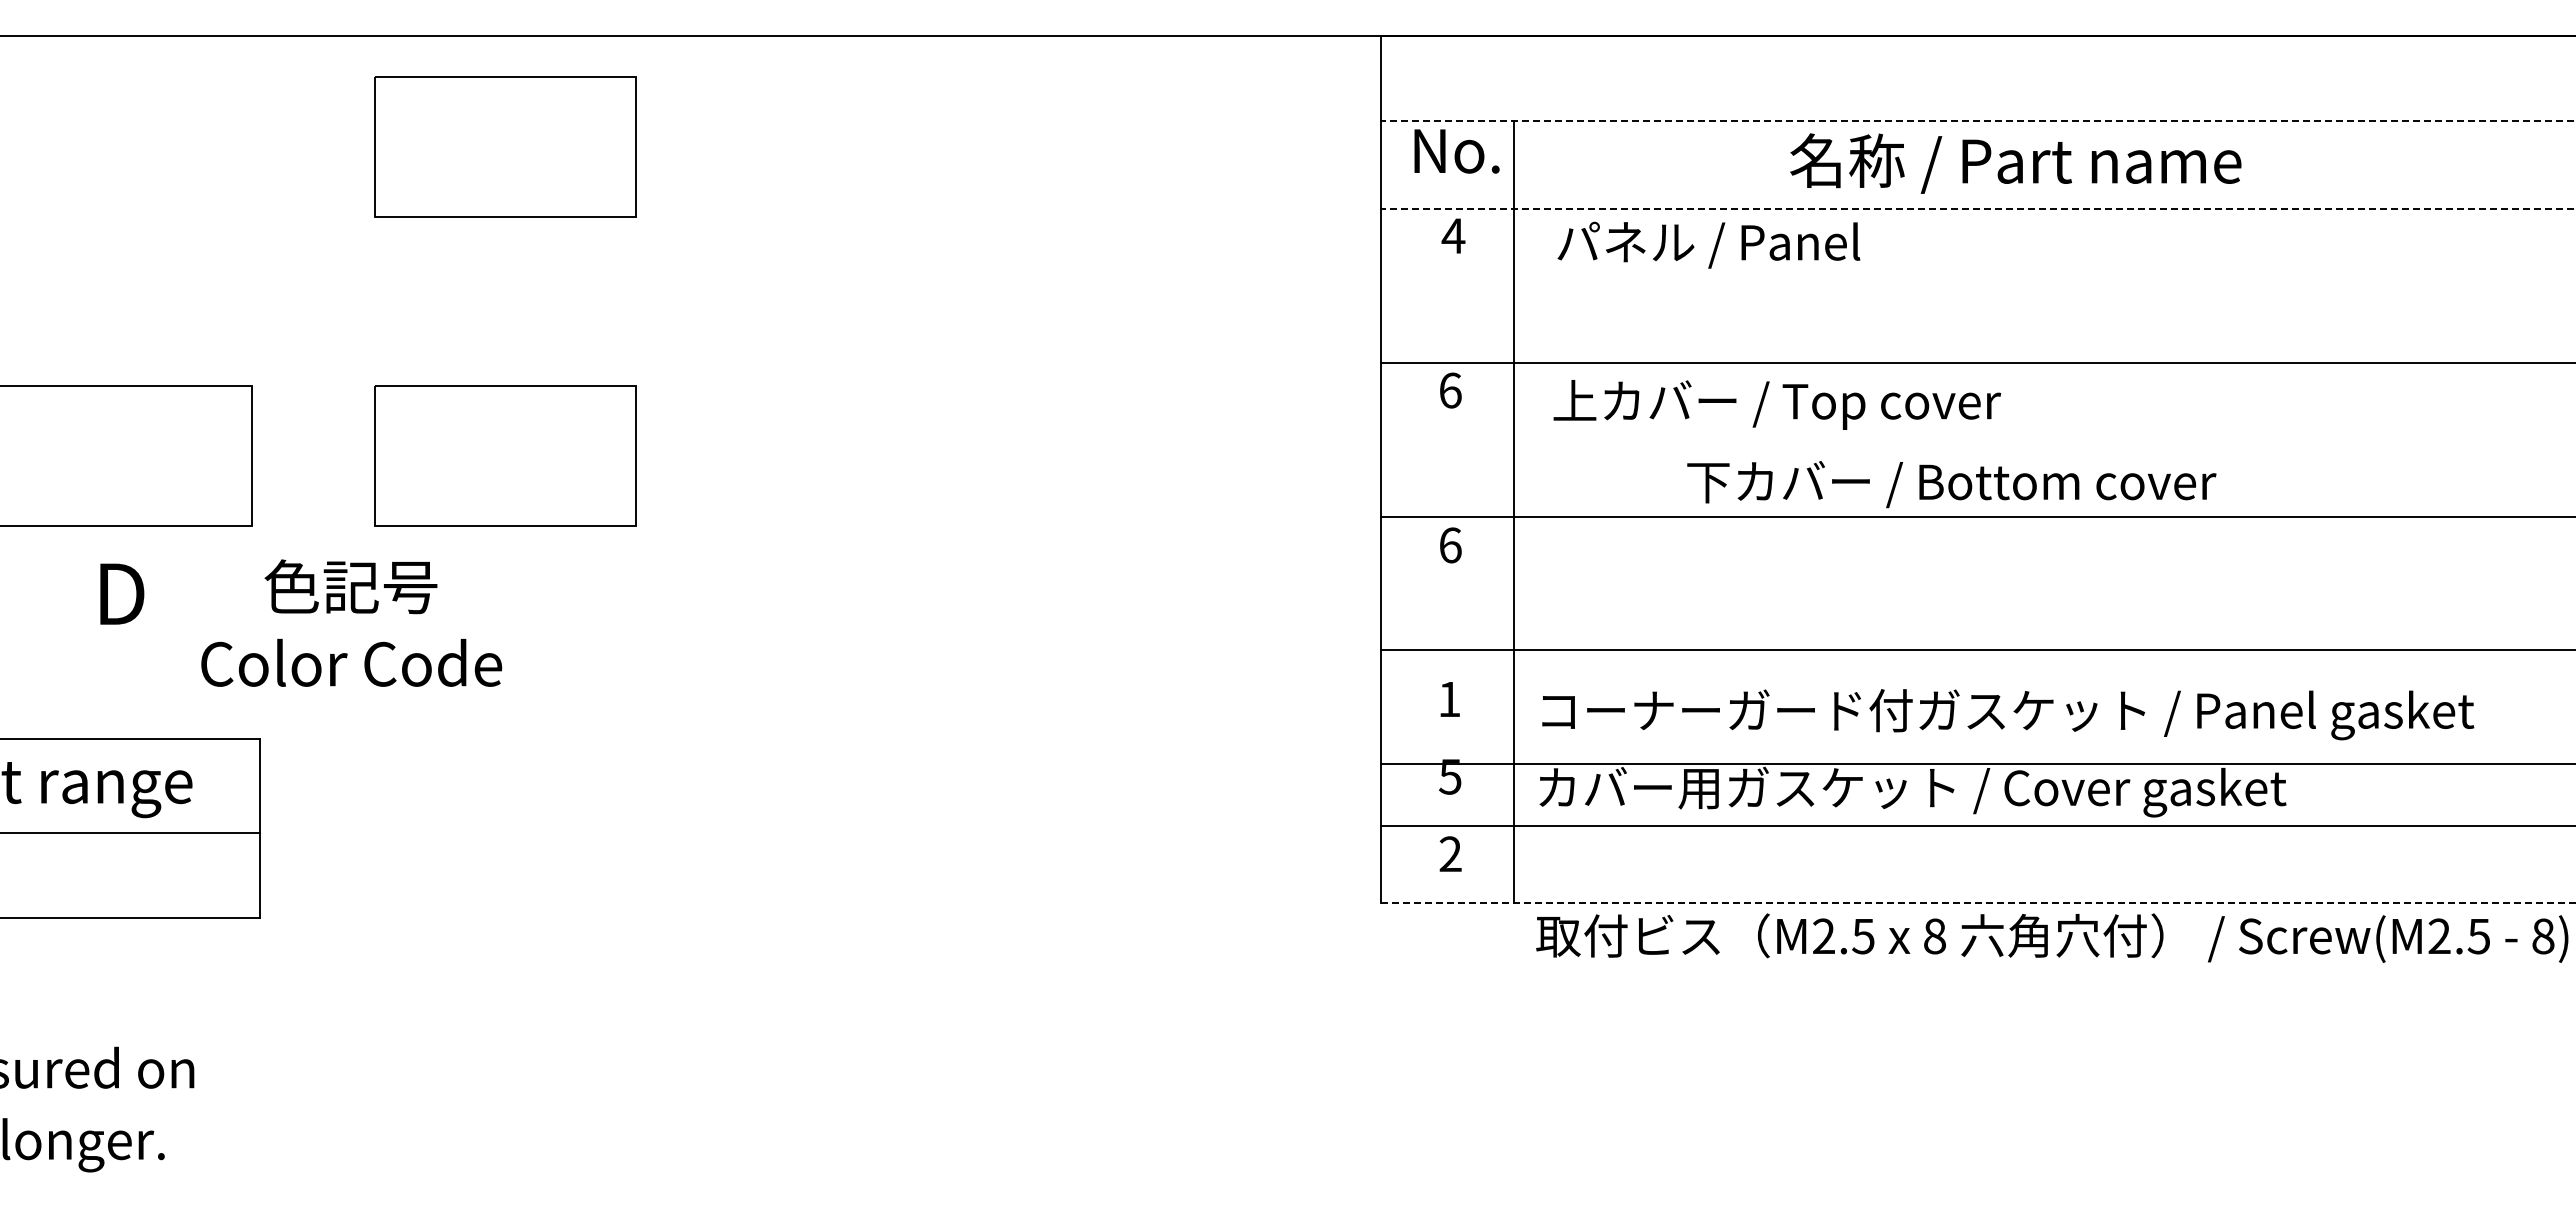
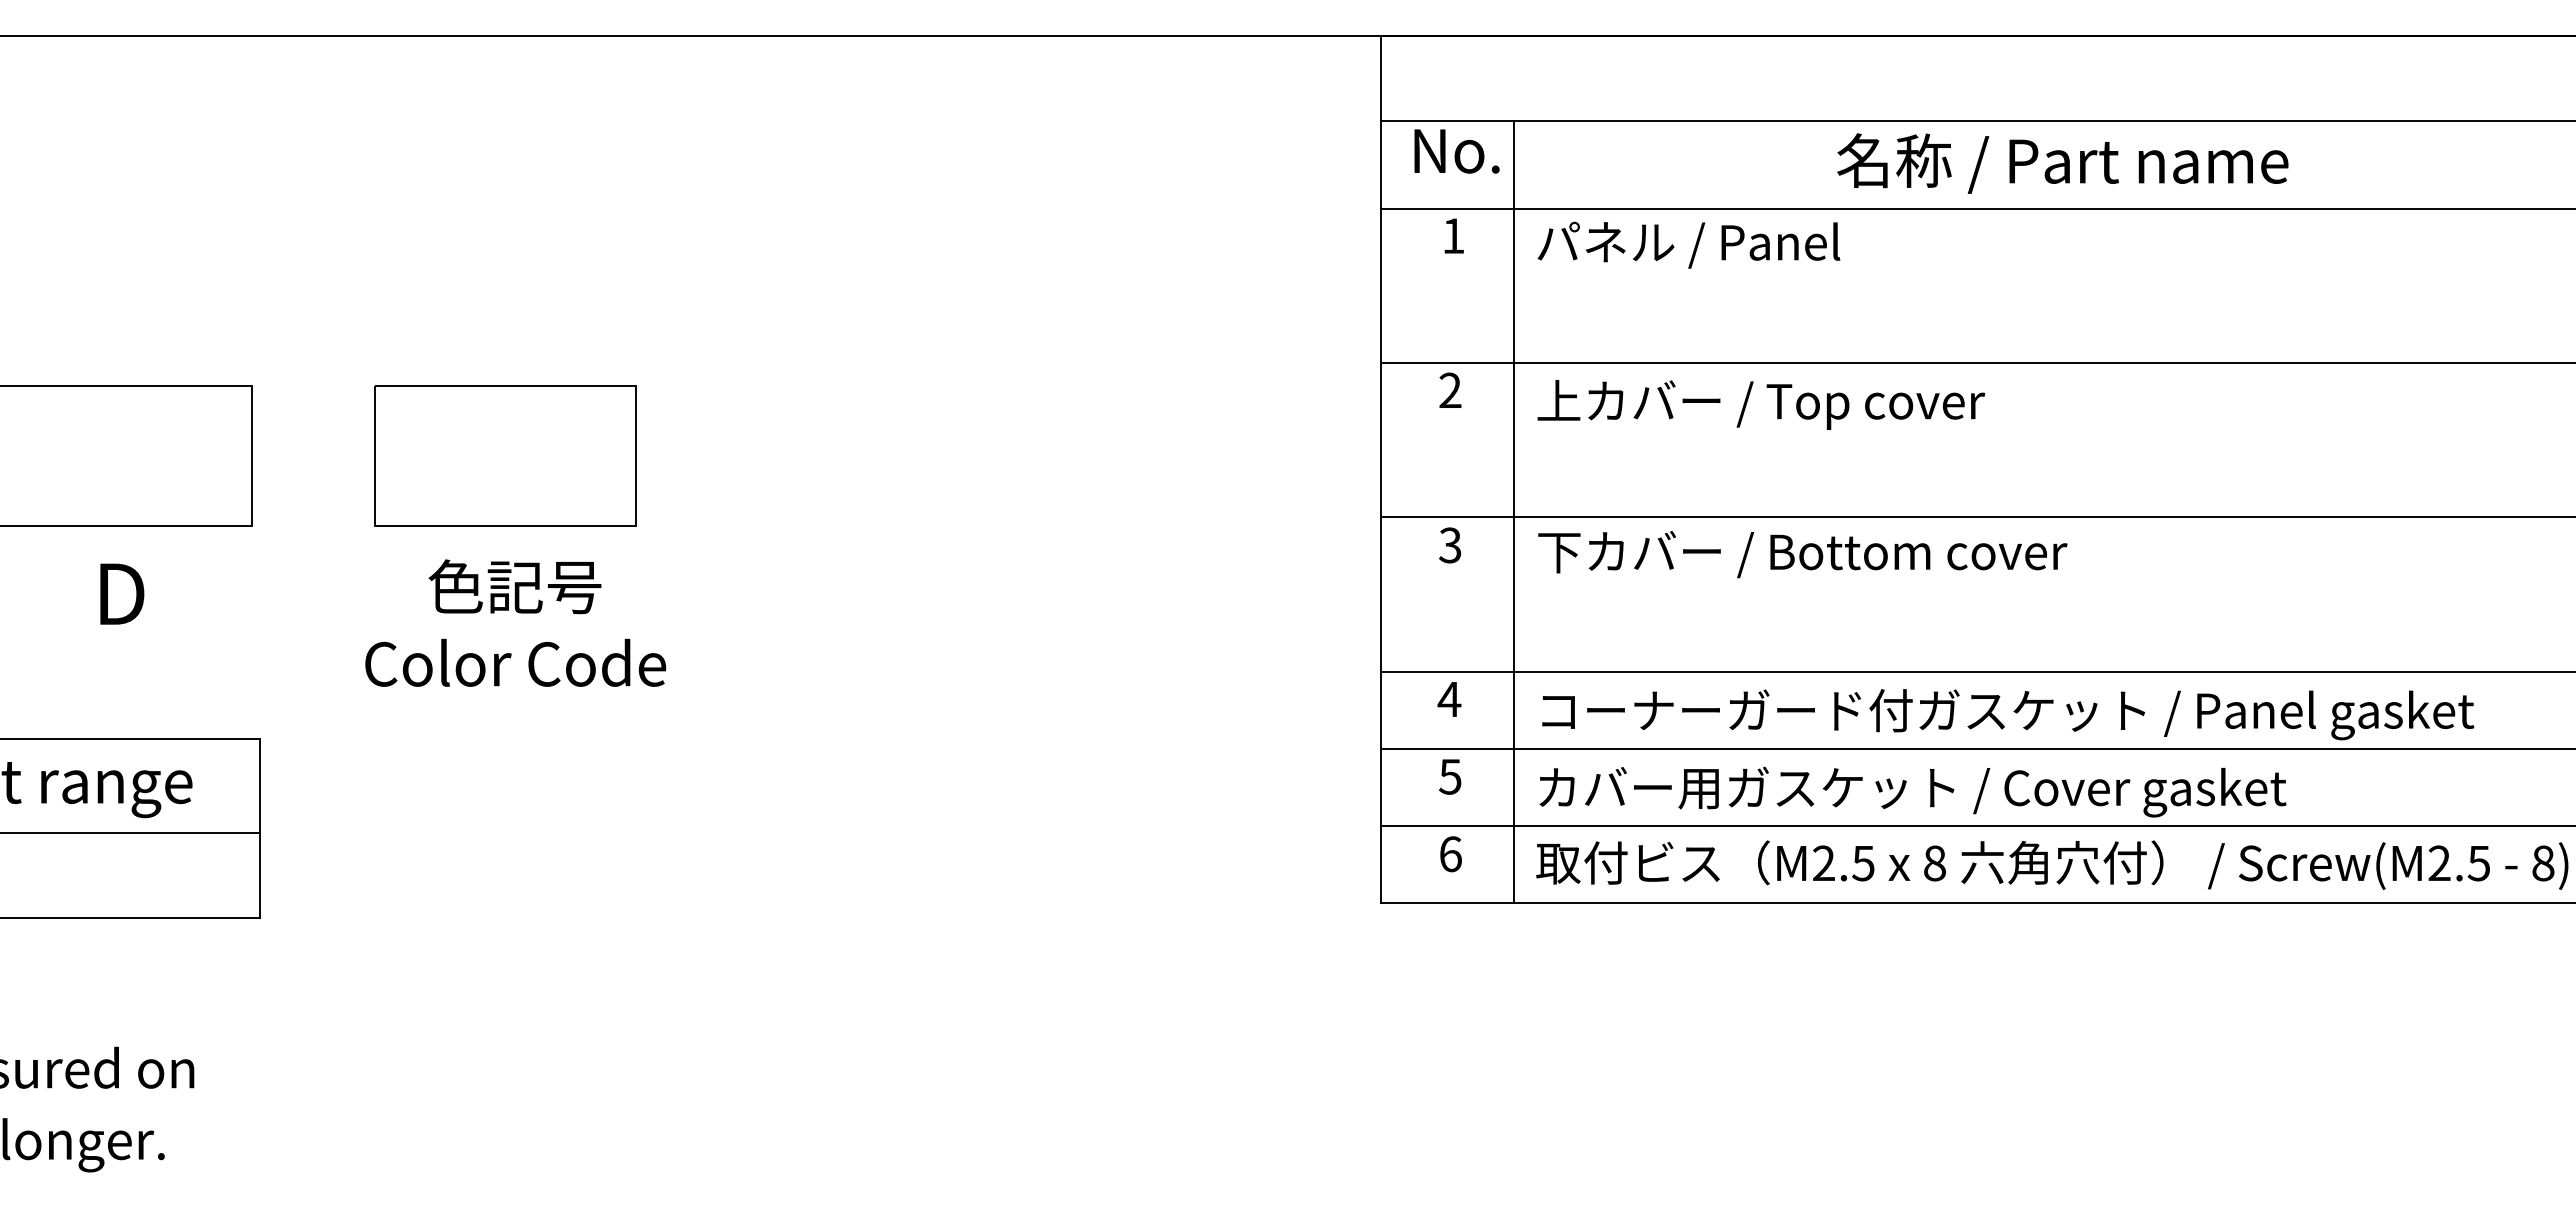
line: dashed -> solid (1978, 120)
part: present -> none (505, 146)
text position: (2015, 163) -> (2062, 163) (2062, 163)
line: dashed -> solid (1978, 208)
text: 4 -> 1 (1453, 235)
text position: (1708, 244) -> (1688, 244) (1688, 244)
text: 6 -> 2 (1450, 390)
text position: (1777, 404) -> (1761, 404) (1761, 404)
text position: (1951, 484) -> (1802, 554) (1802, 554)
text: 6 -> 3 (1450, 545)
text position: (351, 622) -> (515, 622) (515, 622)
line position: (1976, 649) -> (1976, 671) (1976, 671)
text: 1 -> 4 (1449, 699)
line position: (1976, 764) -> (1976, 749) (1976, 749)
text: 2 -> 6 (1450, 854)
line: dashed -> solid (1978, 903)
text position: (2052, 937) -> (2052, 864) (2052, 864)
